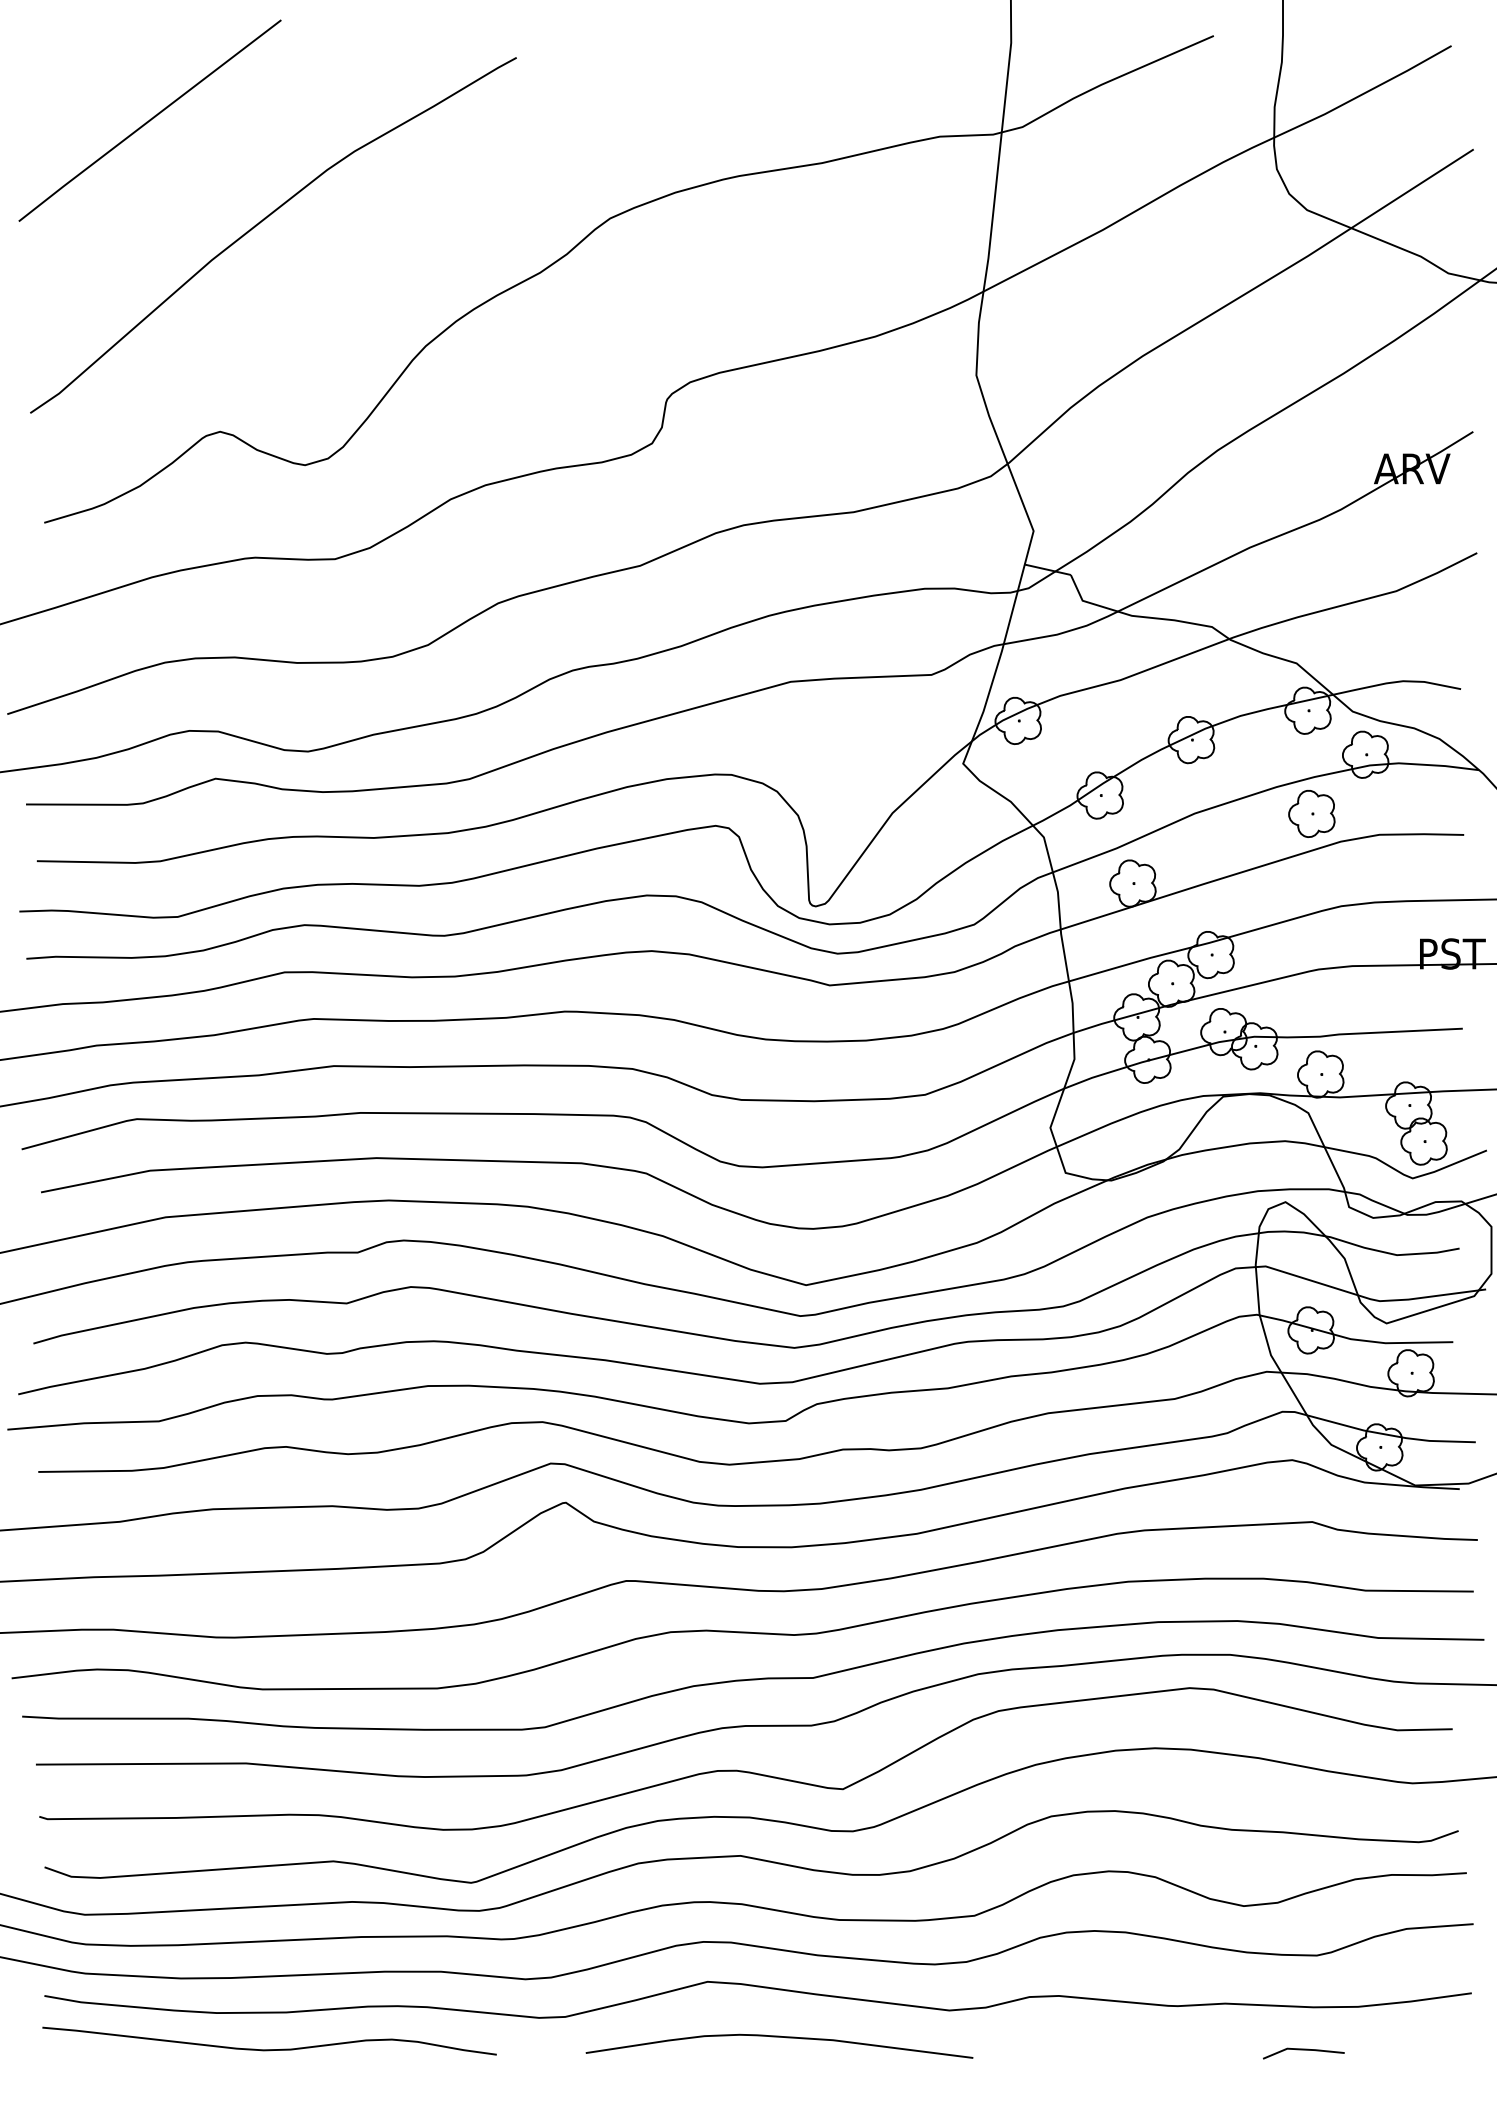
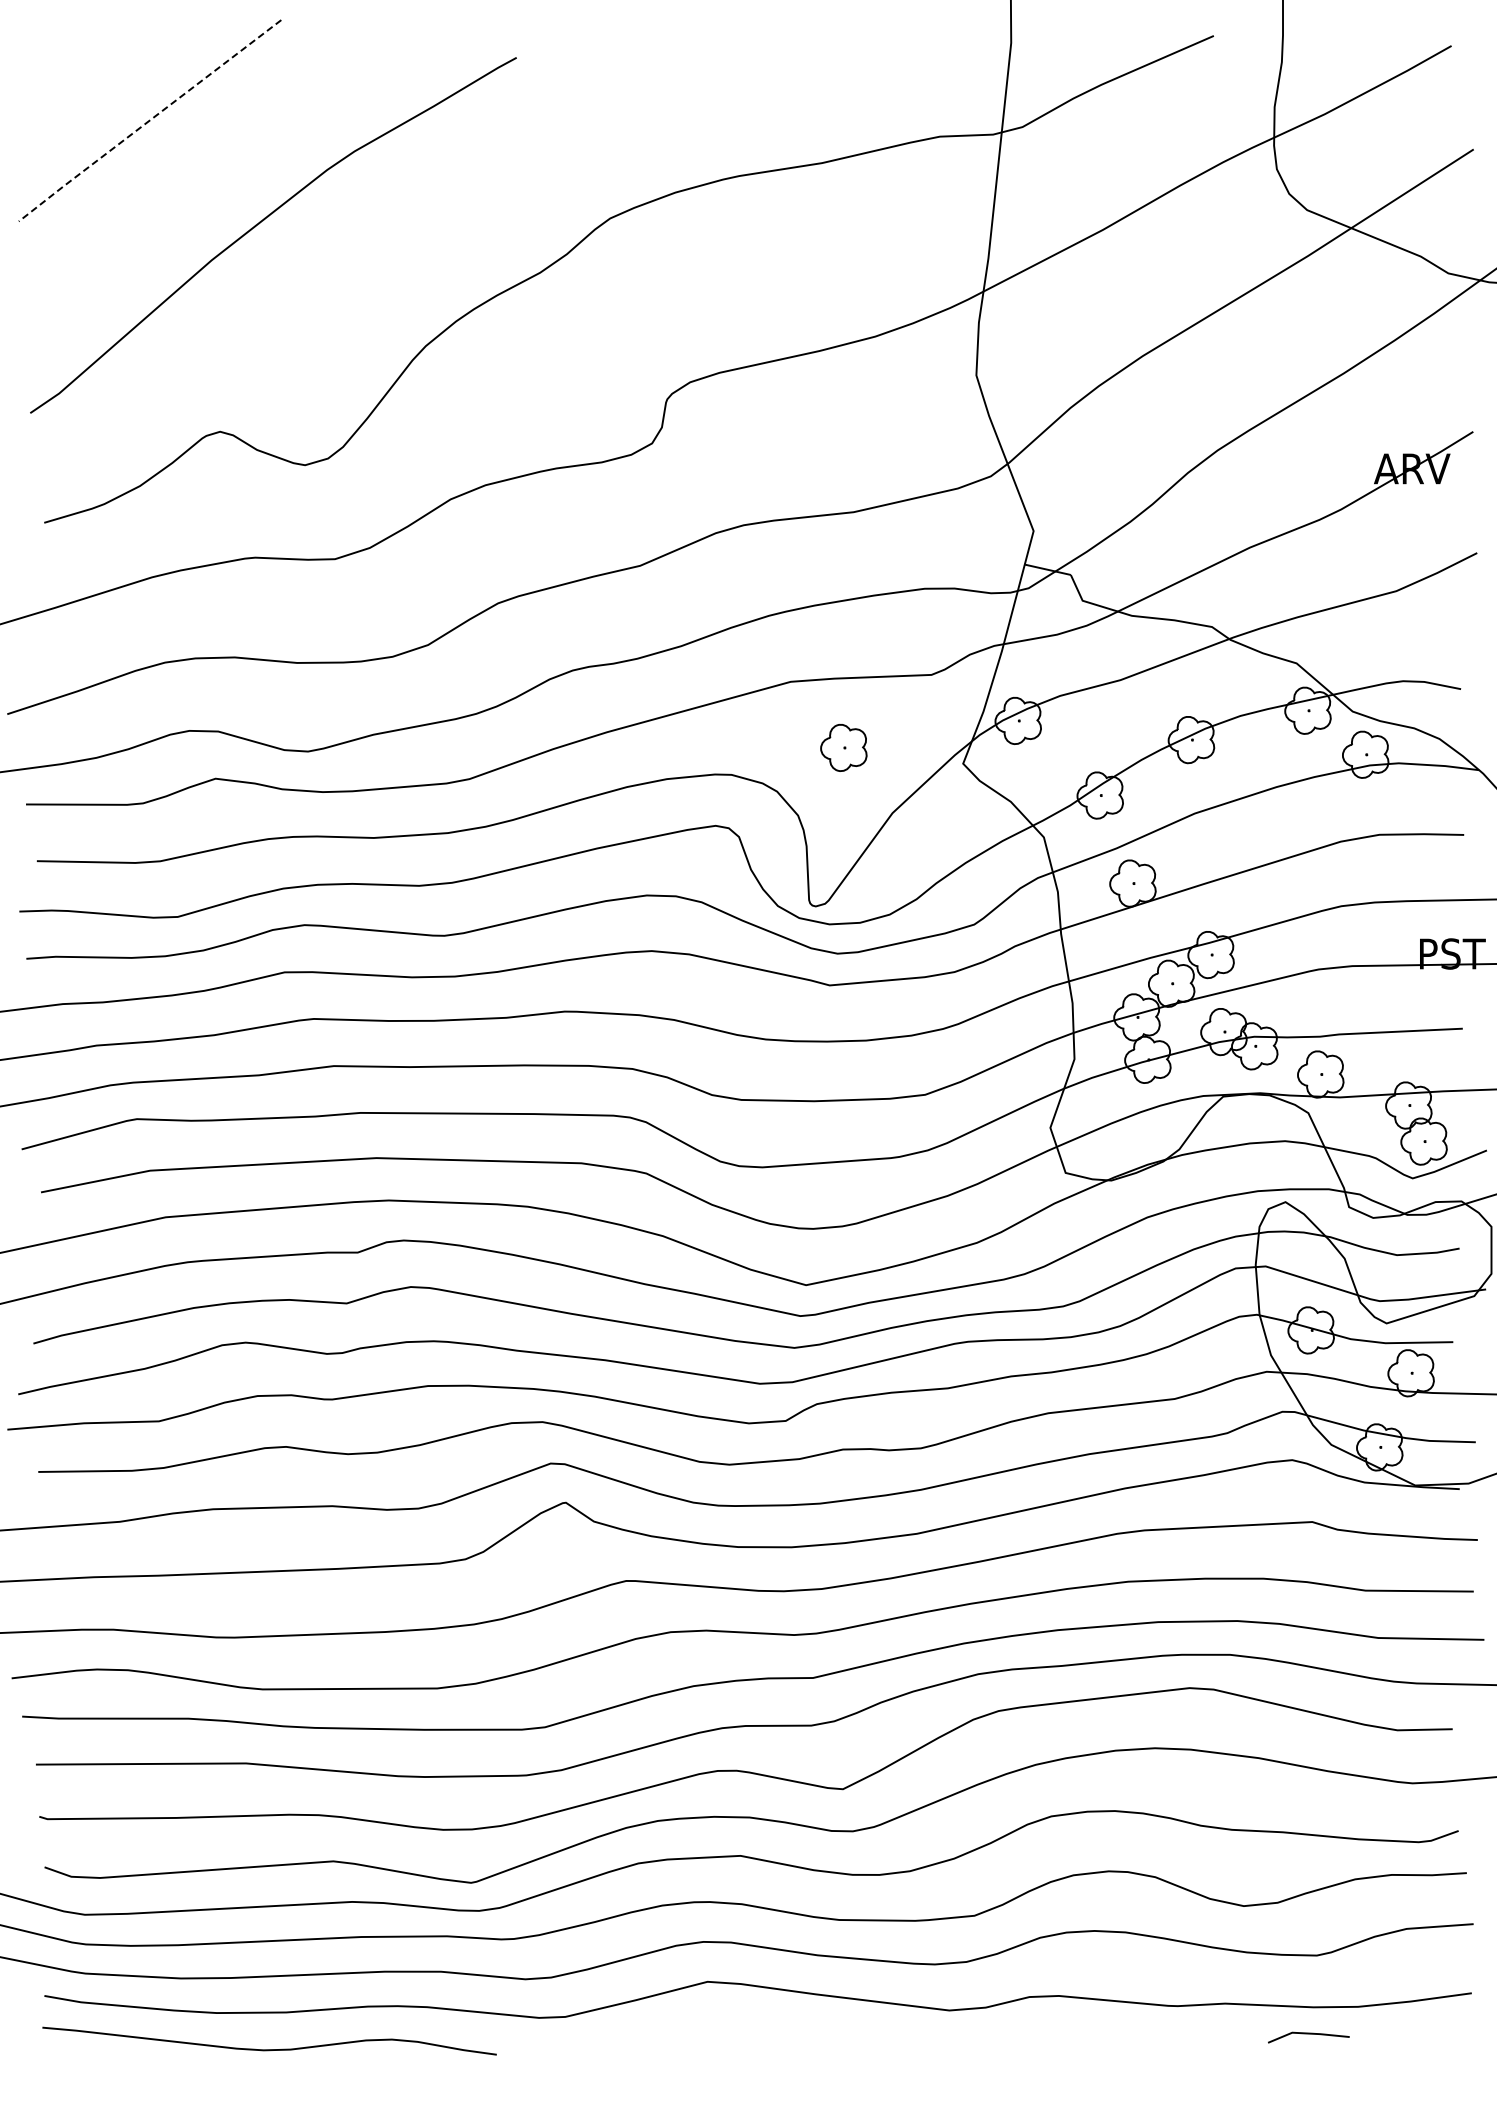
line: solid -> dashed (148, 121)
part position: (1311, 813) -> (843, 747) (843, 747)
curve: present -> none (779, 2037)
line position: (1303, 2050) -> (1308, 2034) (1308, 2034)
